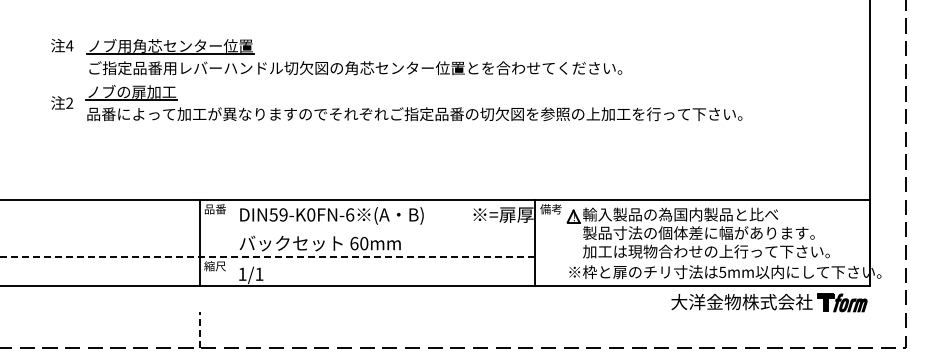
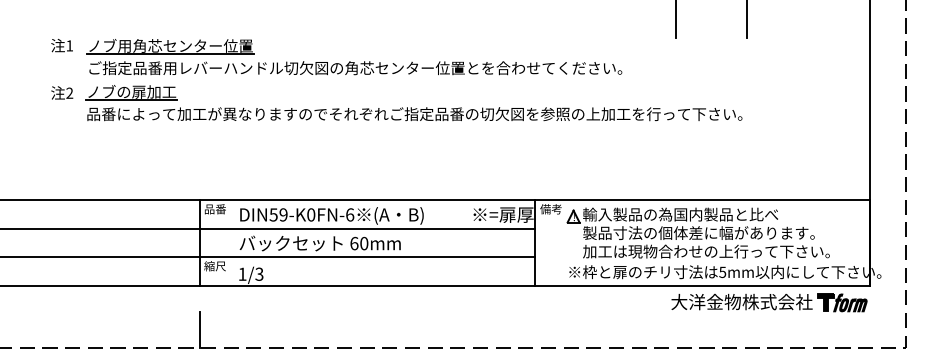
line: none -> present (675, 19)
line: none -> present (747, 19)
text: 4 -> 1 (69, 45)
text position: (62, 102) -> (62, 92) (62, 92)
line: none -> present (268, 228)
line: dashed -> solid (267, 257)
text: 1/1 -> 1/3 (259, 273)
line: dashed -> solid (199, 329)
